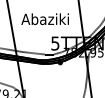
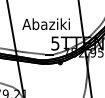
text position: (44, 18) -> (45, 23) (45, 23)
